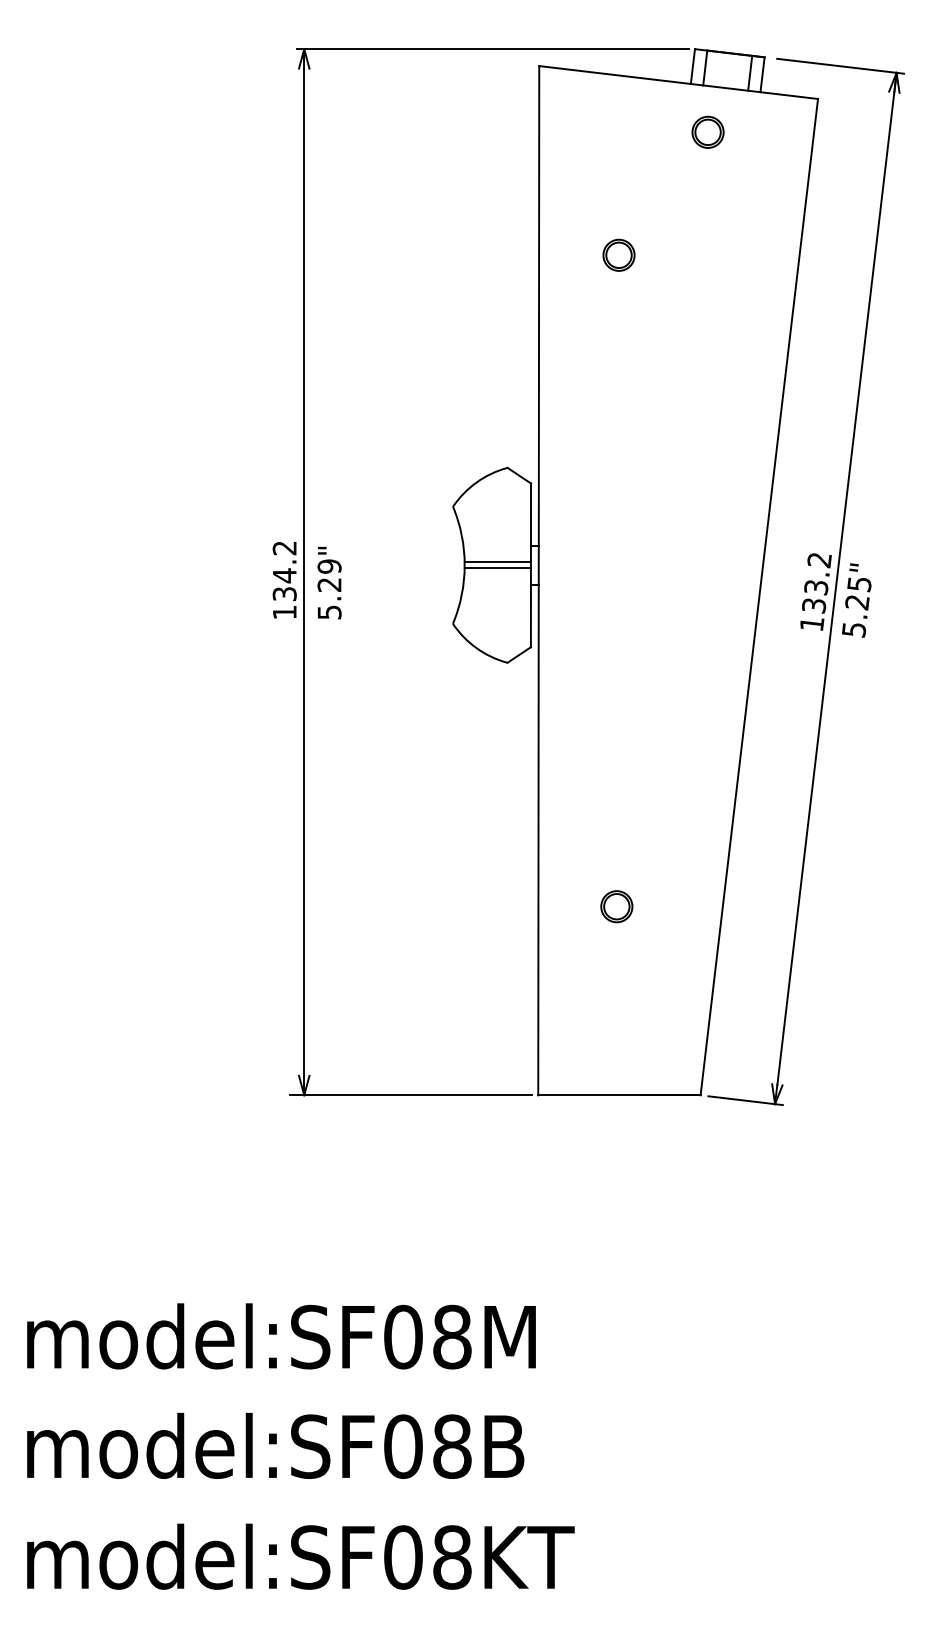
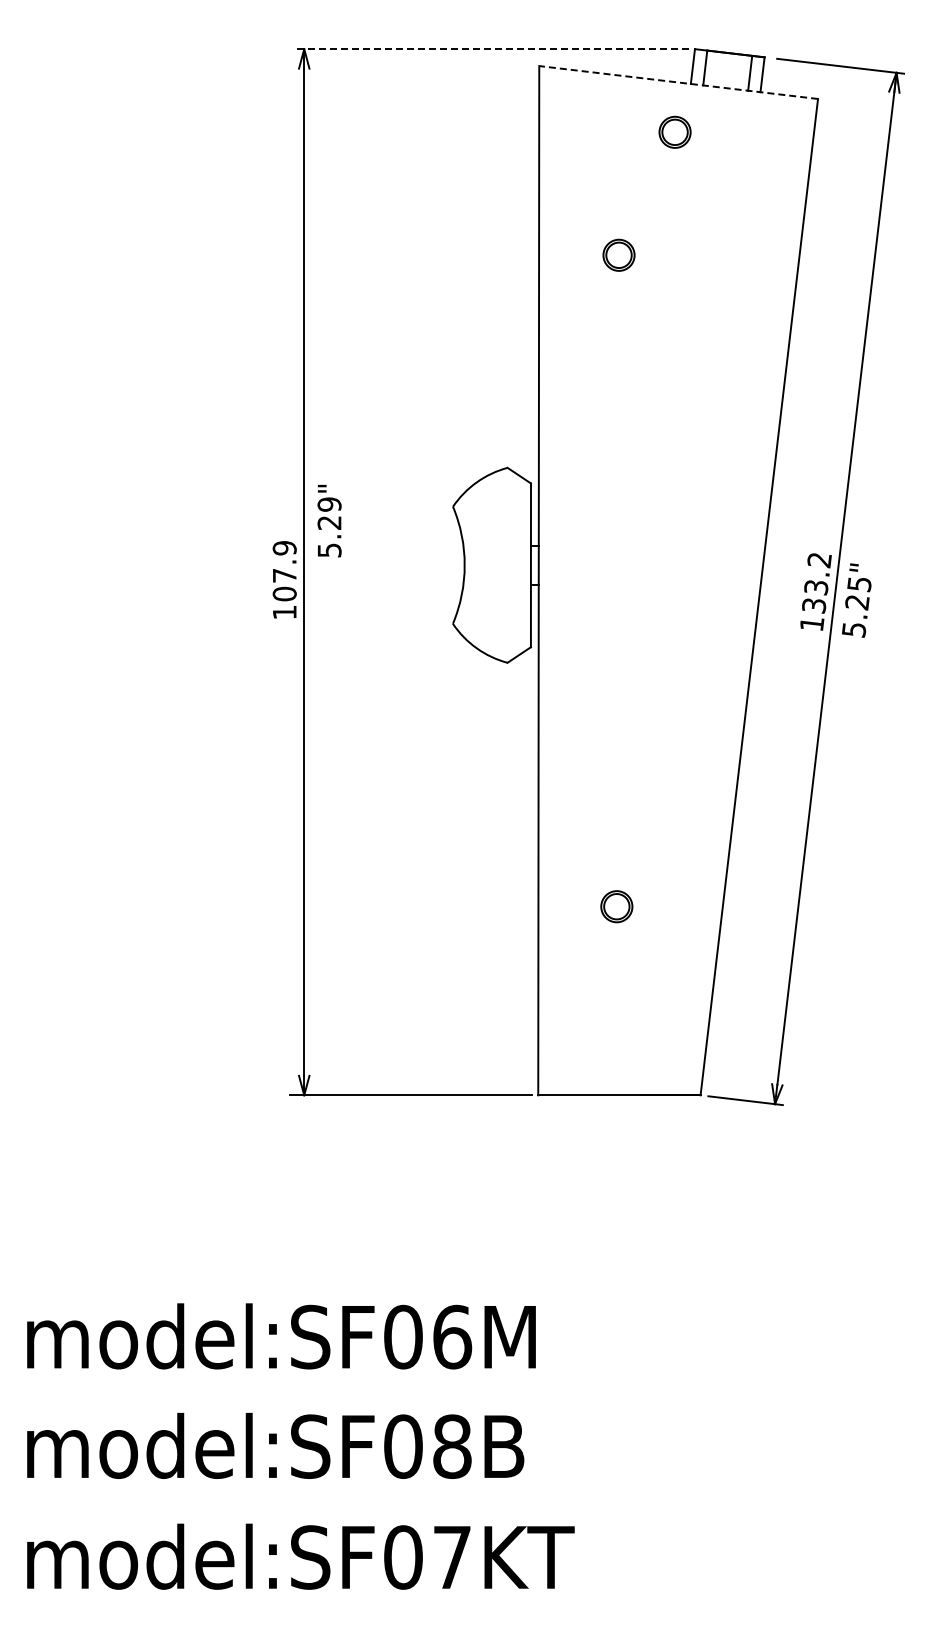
line: solid -> dashed (493, 49)
line: solid -> dashed (678, 82)
part position: (707, 131) -> (674, 131) (674, 131)
line: present -> none (497, 562)
line: present -> none (497, 568)
text: 134.2 -> 107.9 (284, 571)
text position: (329, 583) -> (329, 521) (329, 521)
text: model:SF08M -> model:SF06M (452, 1336)
text: model:SF08KT -> model:SF07KT (452, 1557)
